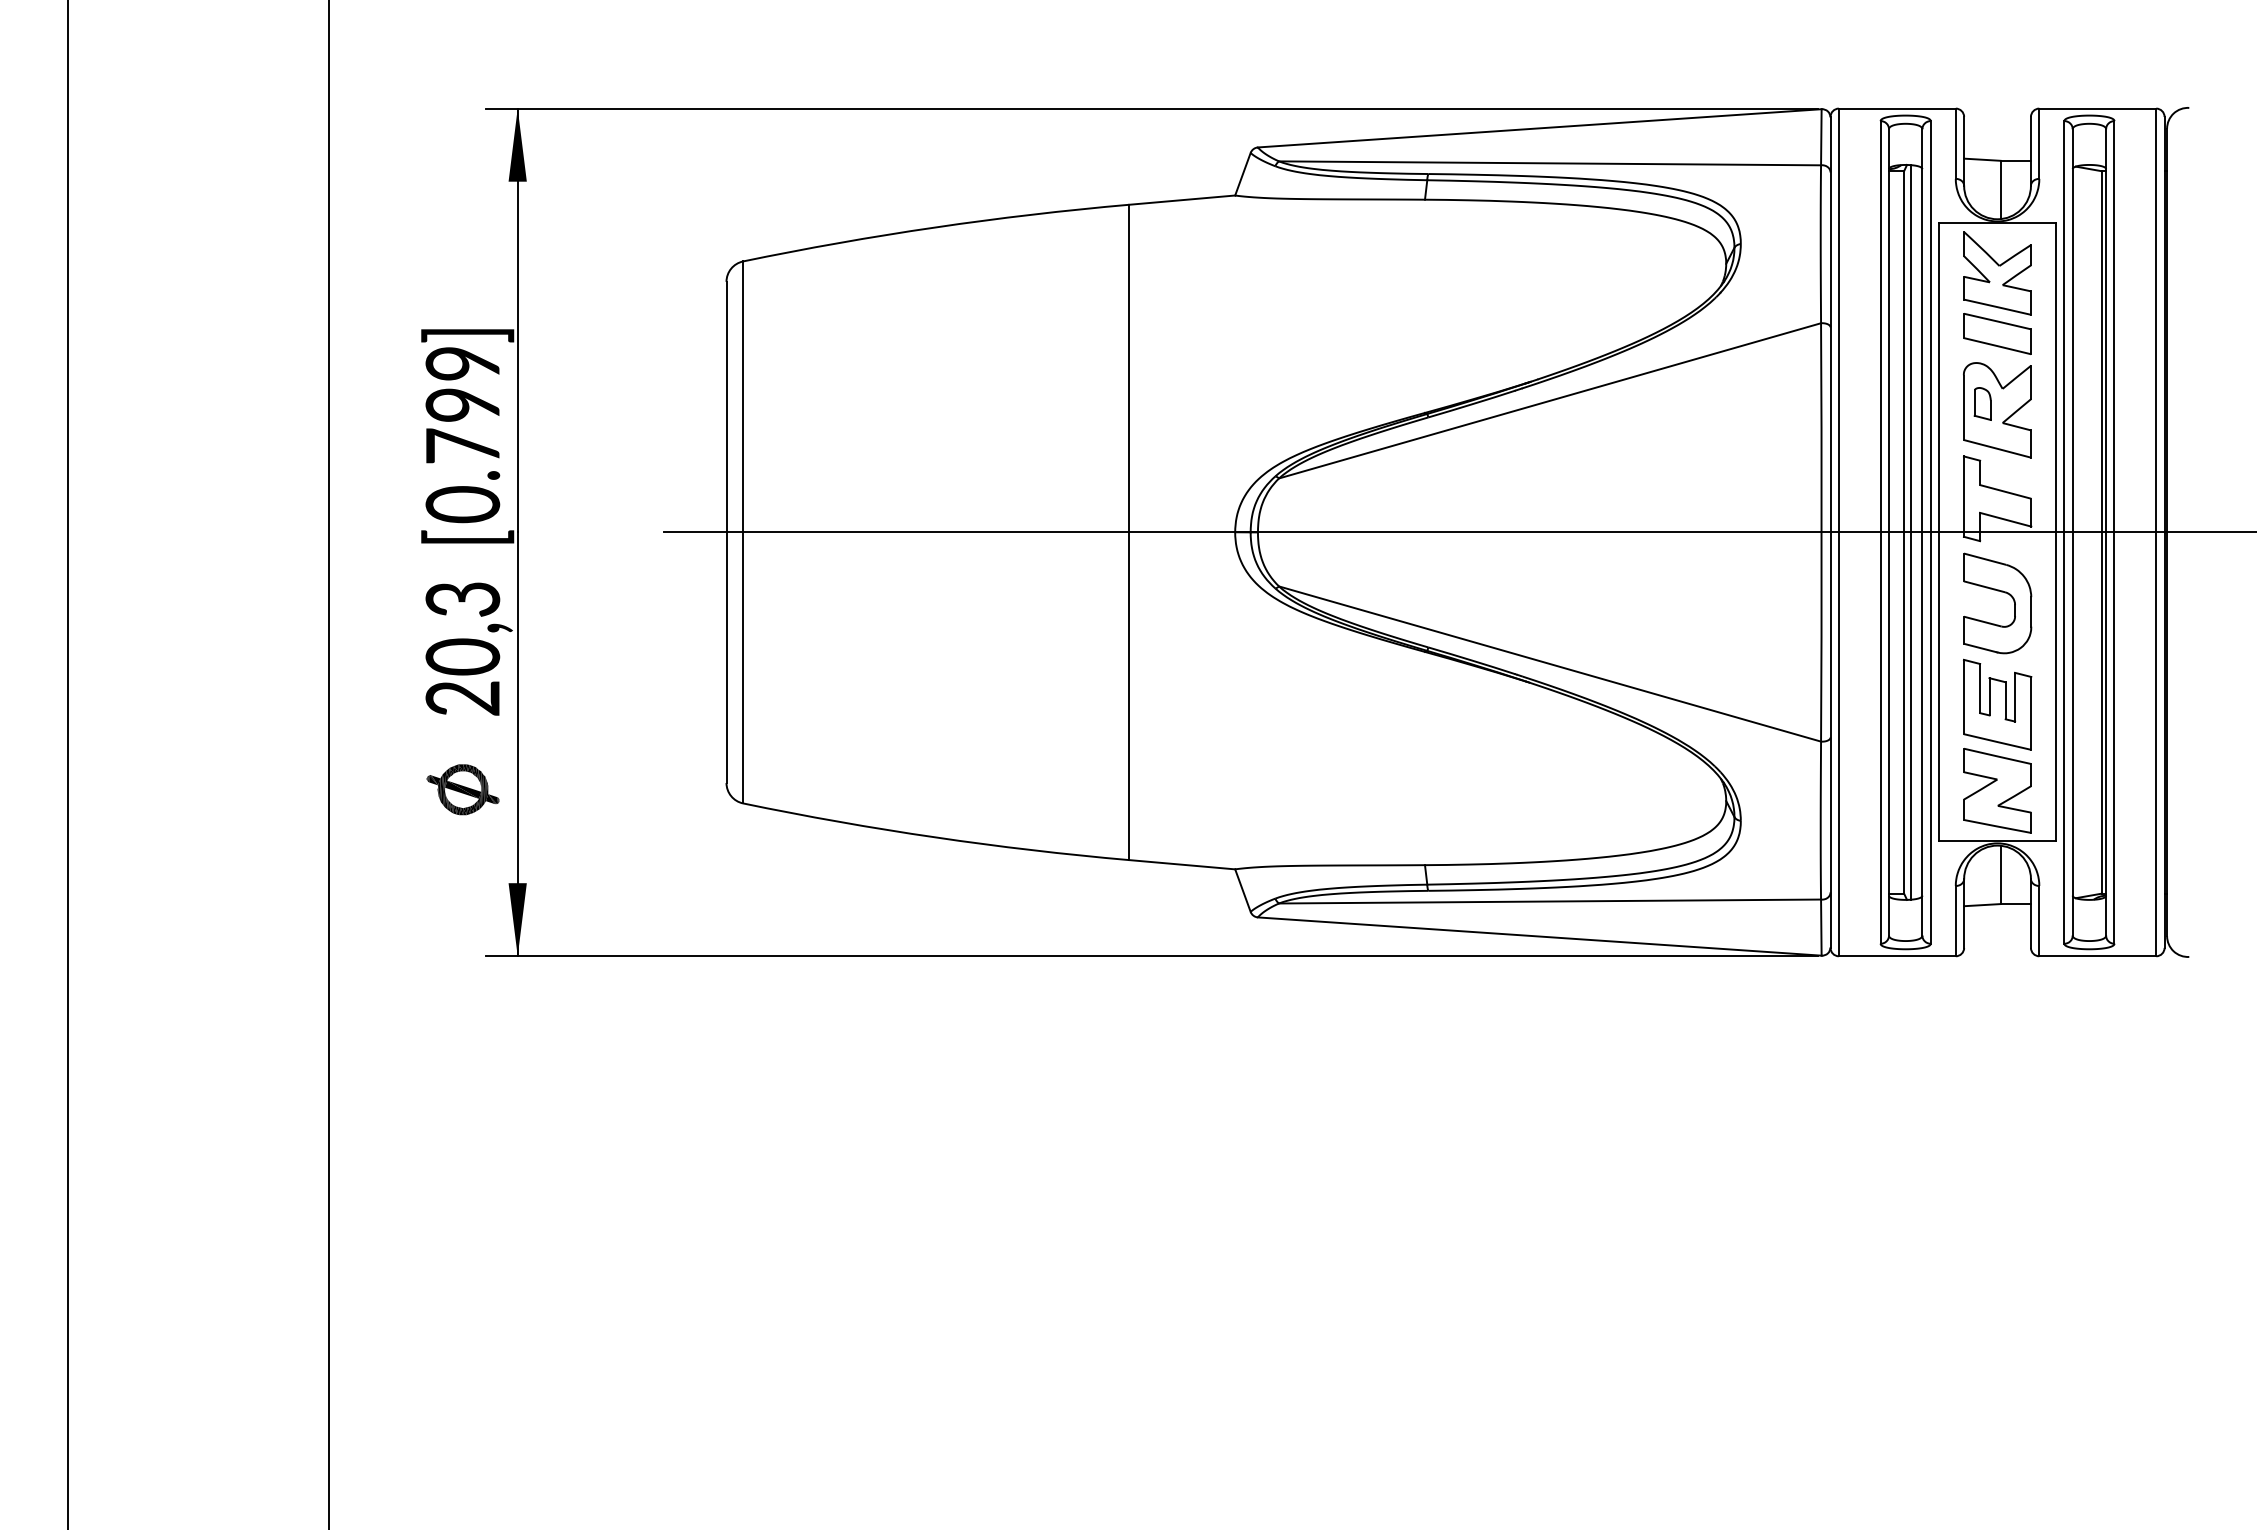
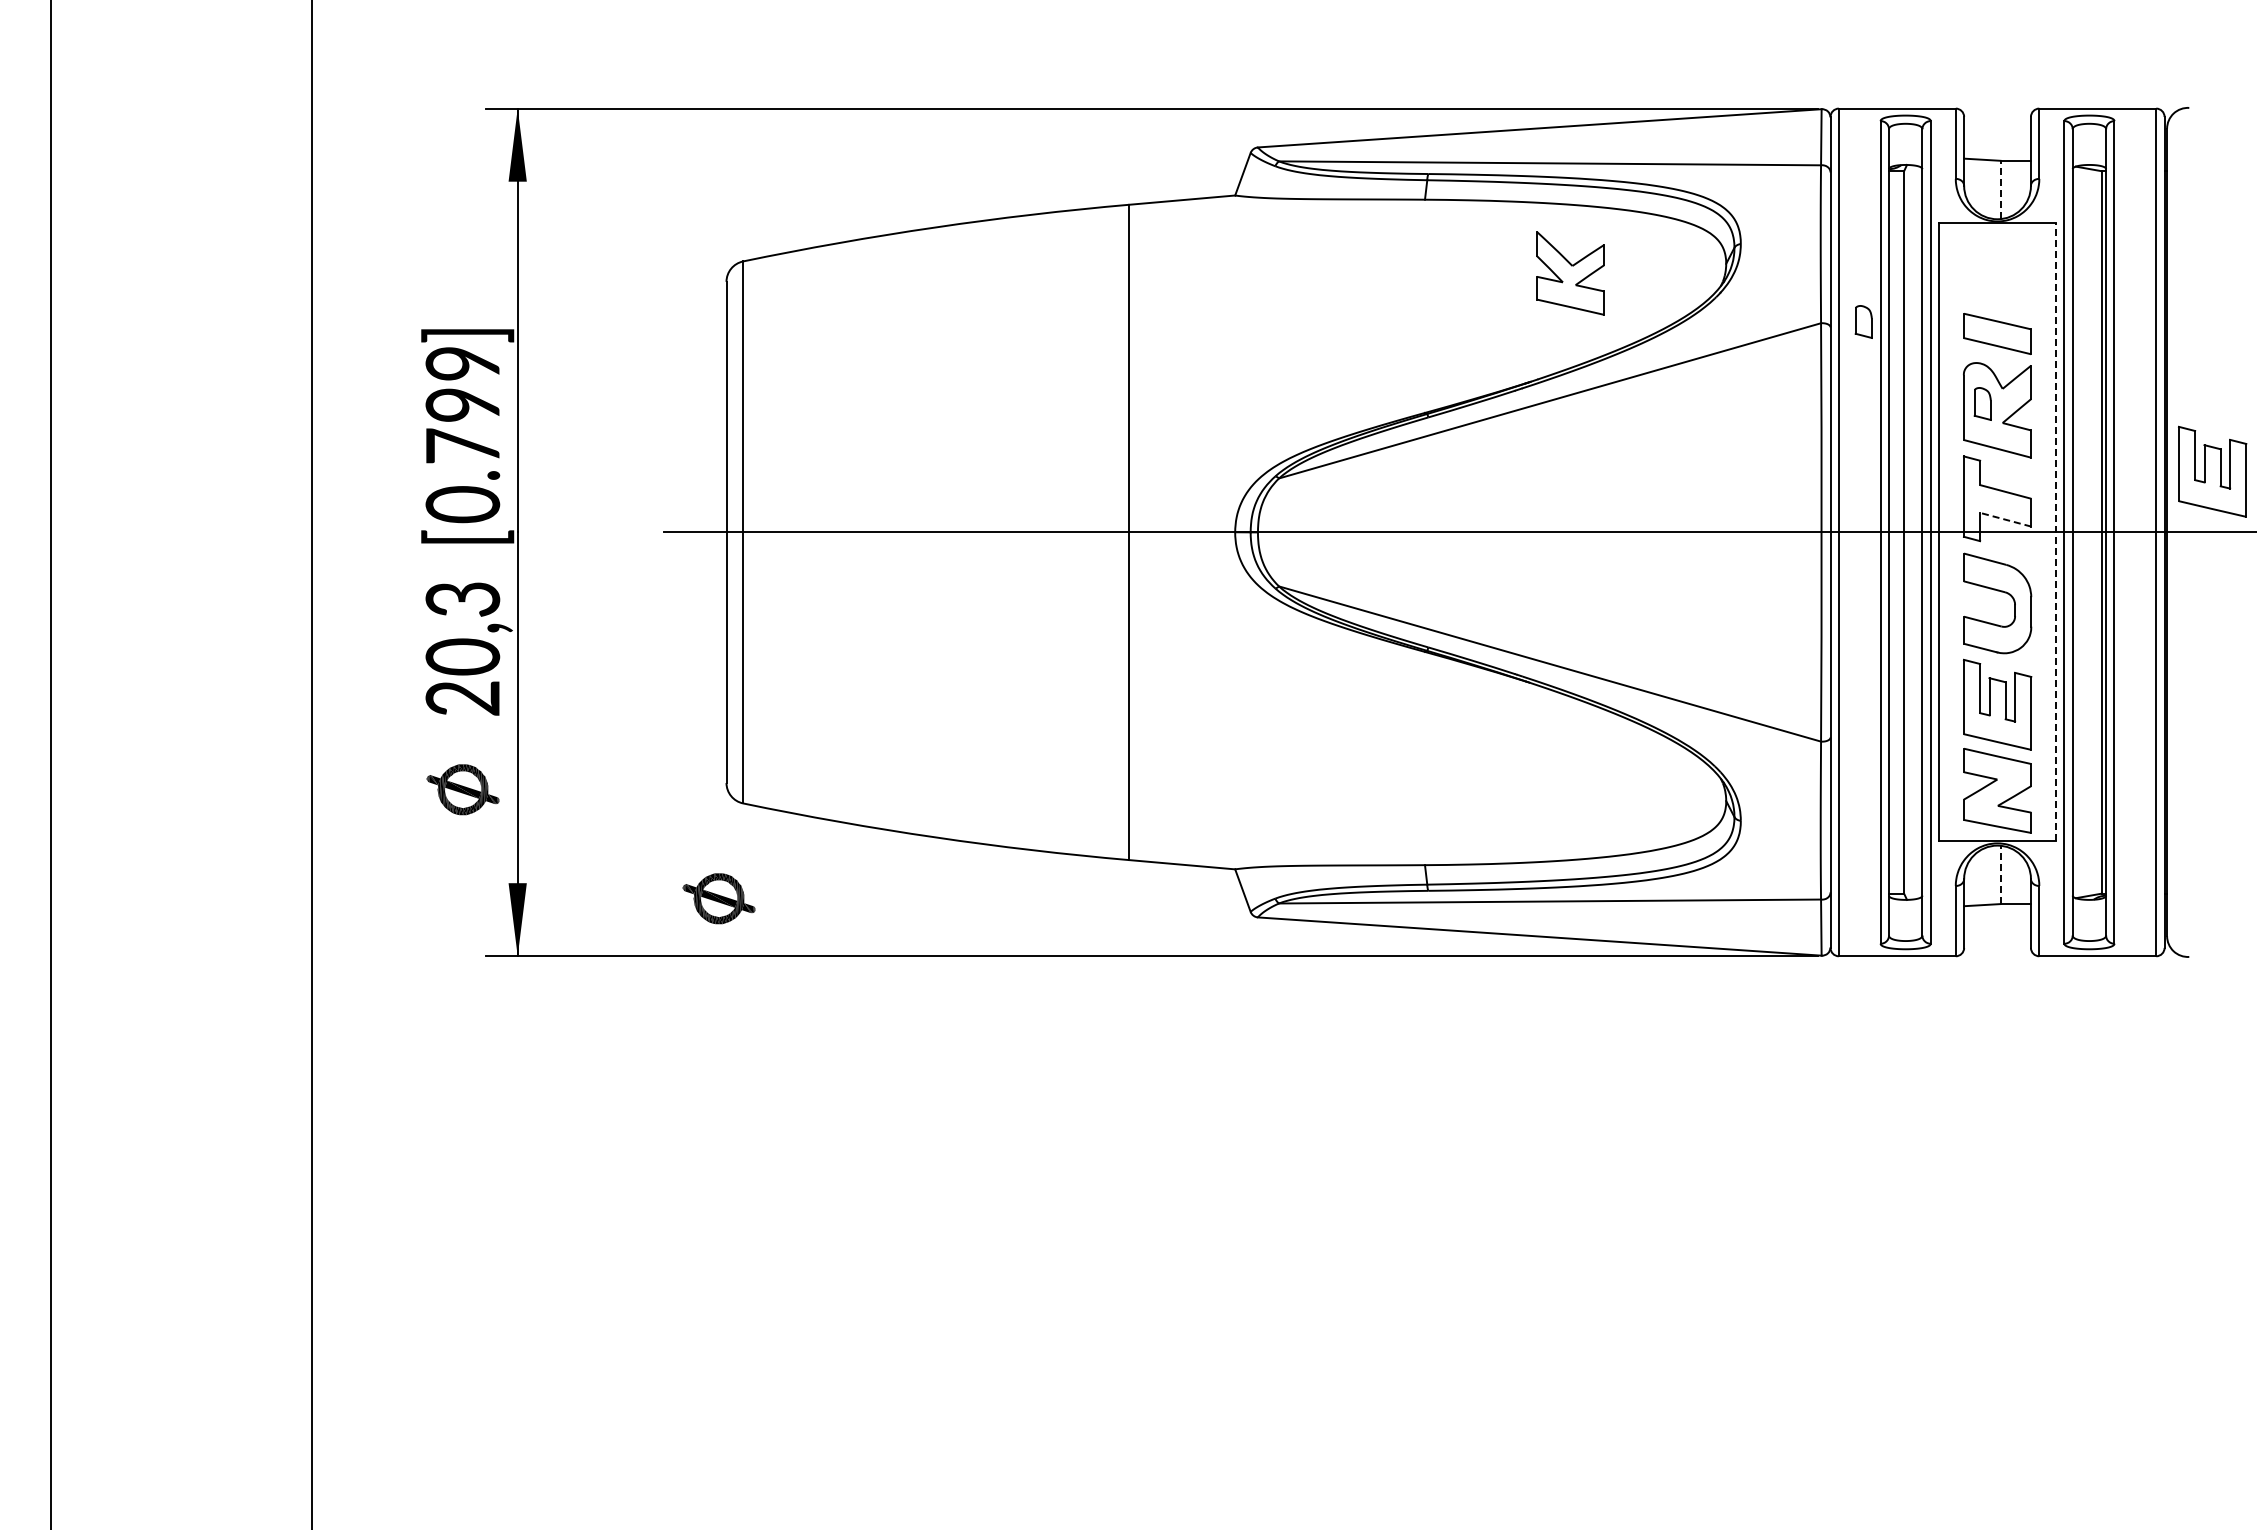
line: solid -> dashed (2000, 189)
part position: (1997, 273) -> (1570, 273) (1570, 273)
part: none -> present (1863, 321)
part: none -> present (2212, 471)
line: solid -> dashed (2005, 519)
line: present -> none (1910, 532)
line: solid -> dashed (2056, 532)
line position: (67, 764) -> (50, 764) (50, 764)
line position: (328, 764) -> (311, 764) (311, 764)
line: solid -> dashed (2000, 874)
part: none -> present (718, 898)
